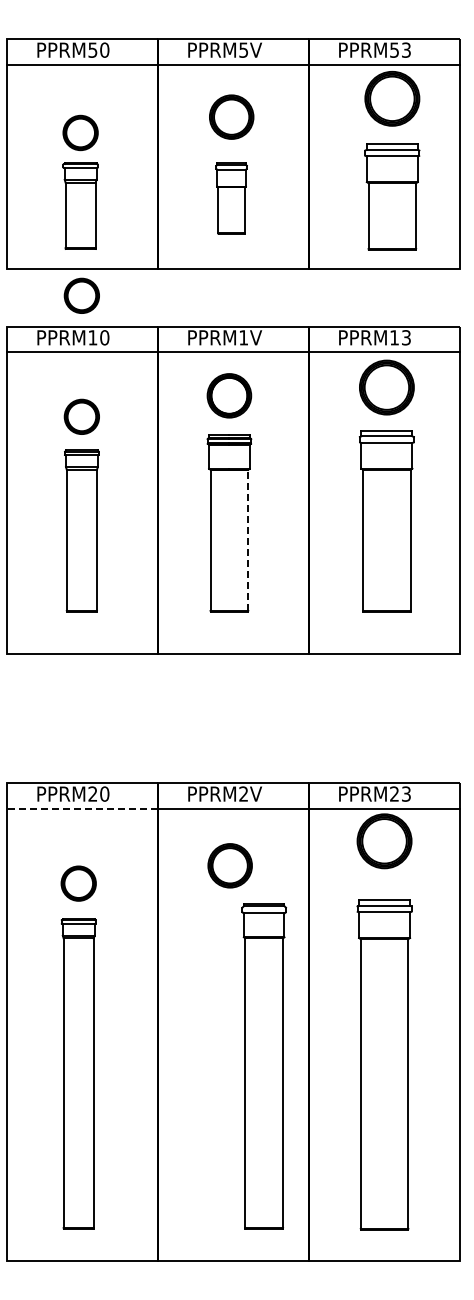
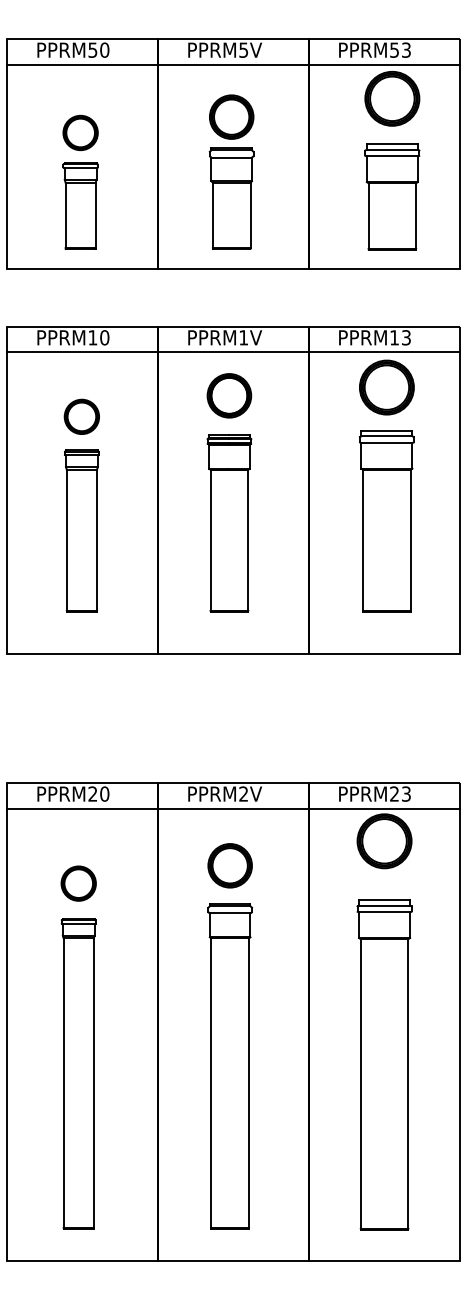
part size: 33x73 px -> 47x103 px (231, 198)
part: present -> none (81, 295)
line: dashed -> solid (248, 540)
line: dashed -> solid (82, 808)
part position: (264, 1066) -> (230, 1066) (230, 1066)
